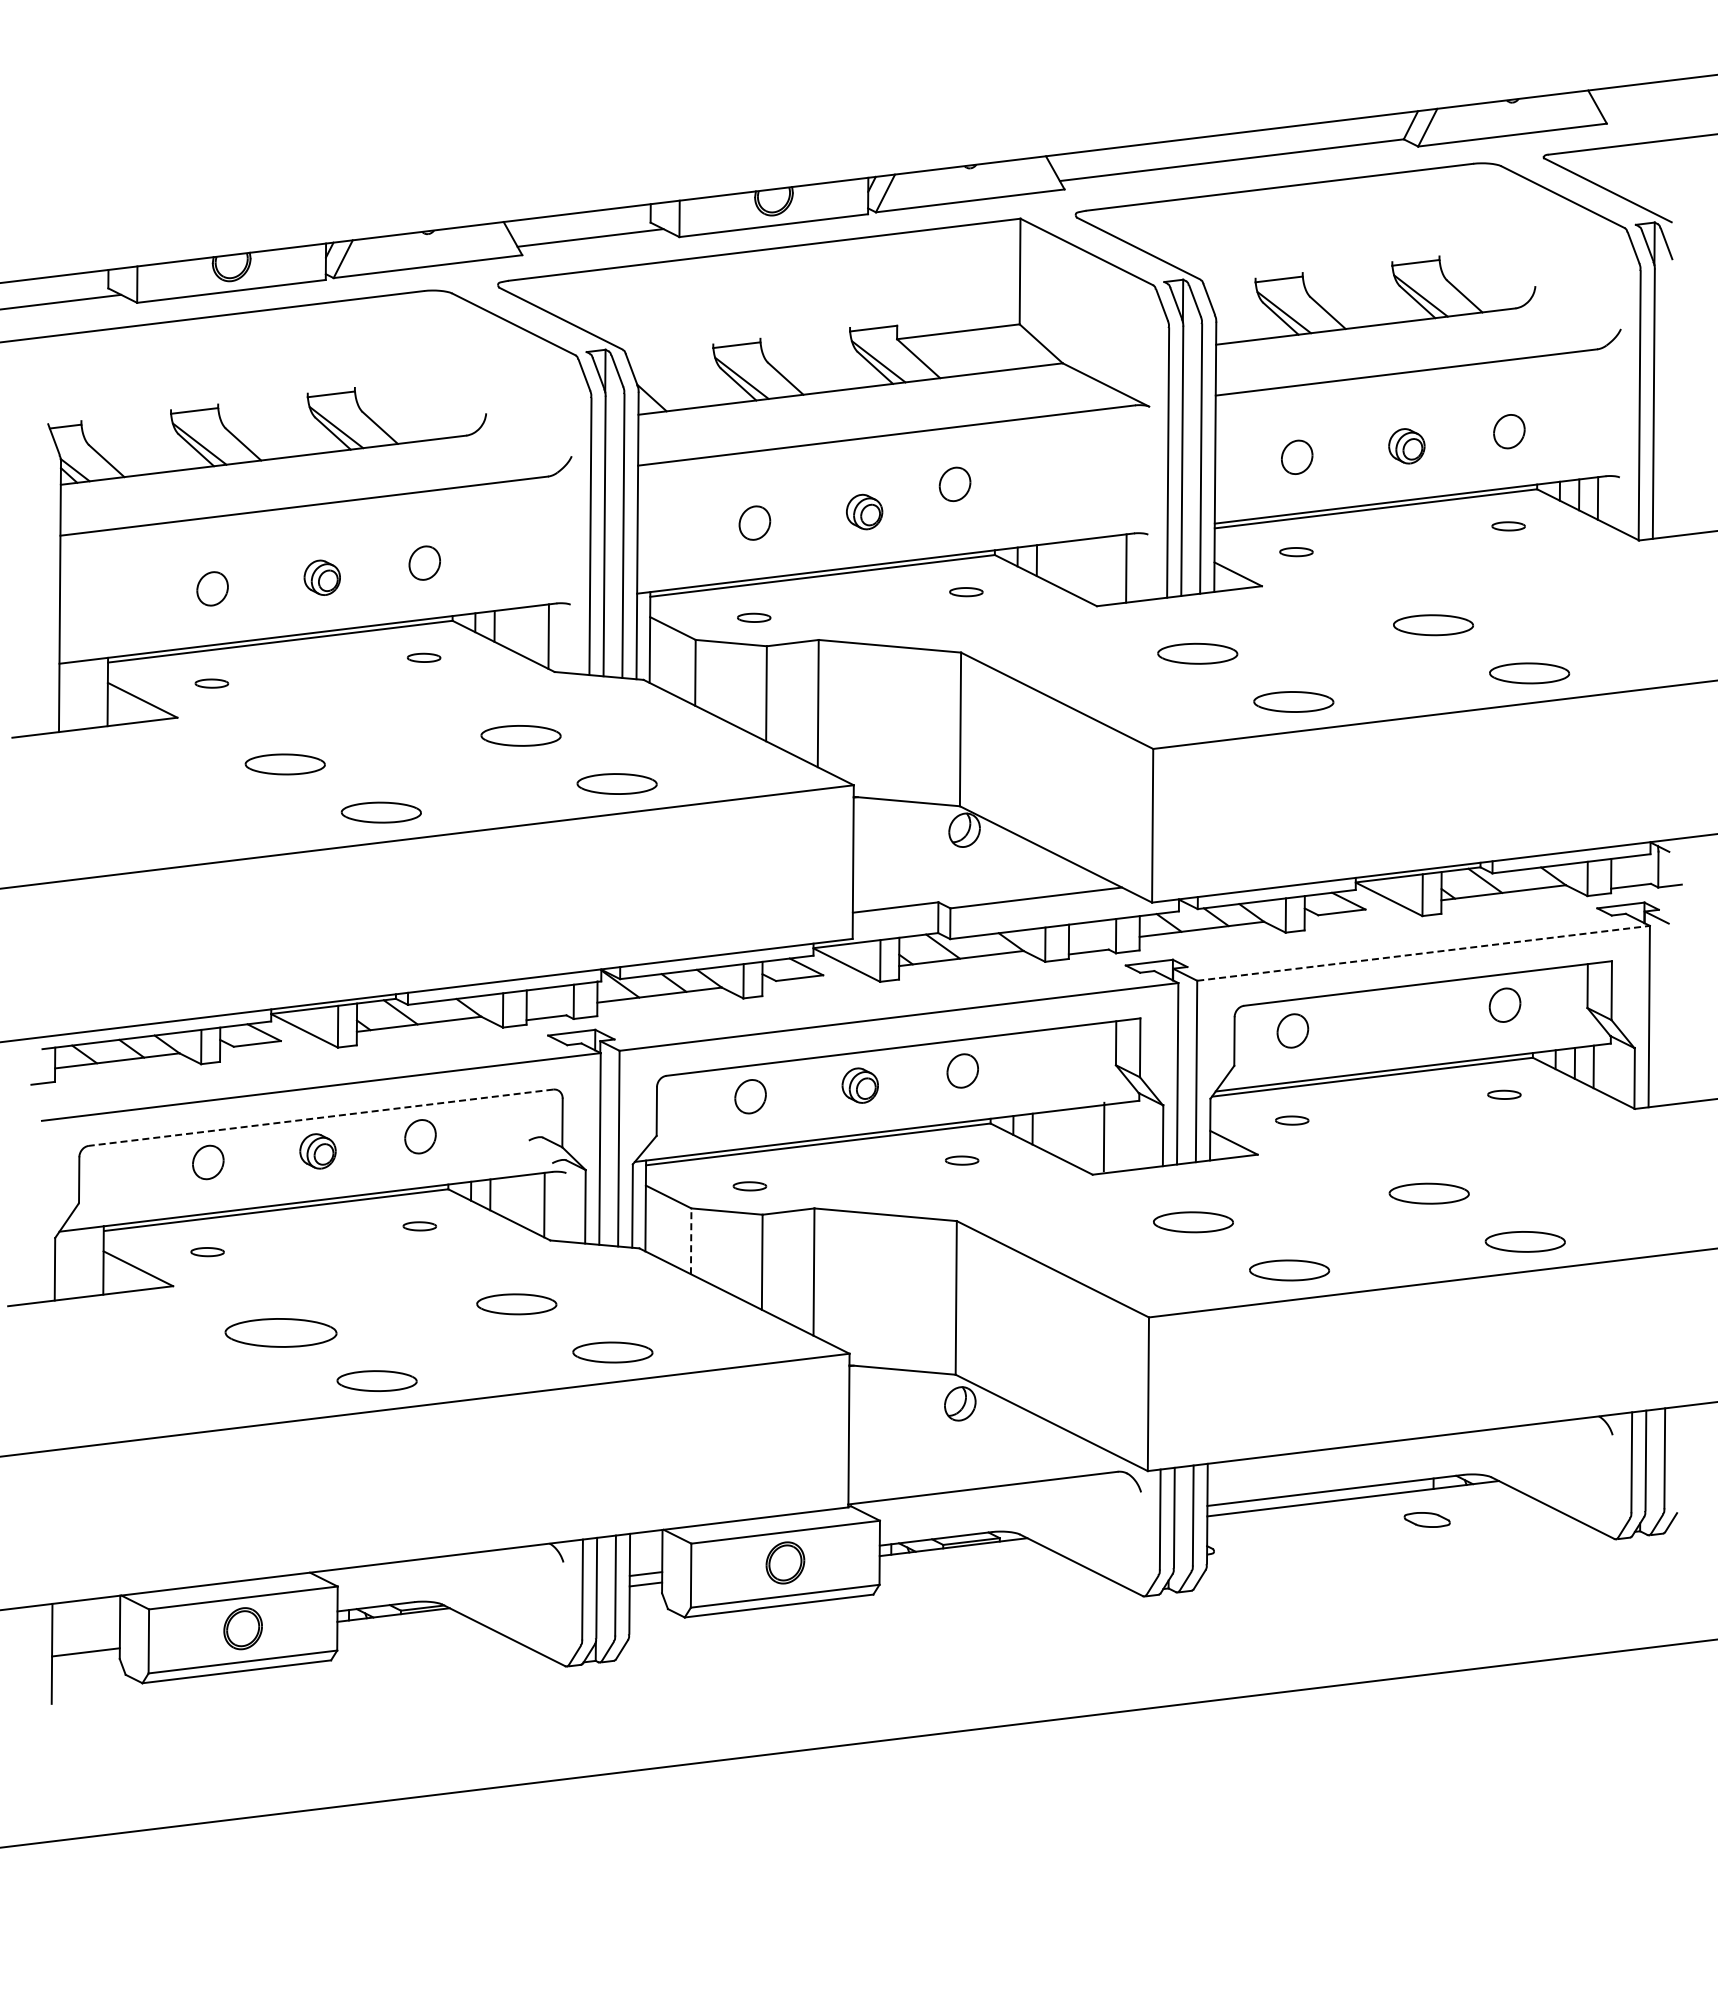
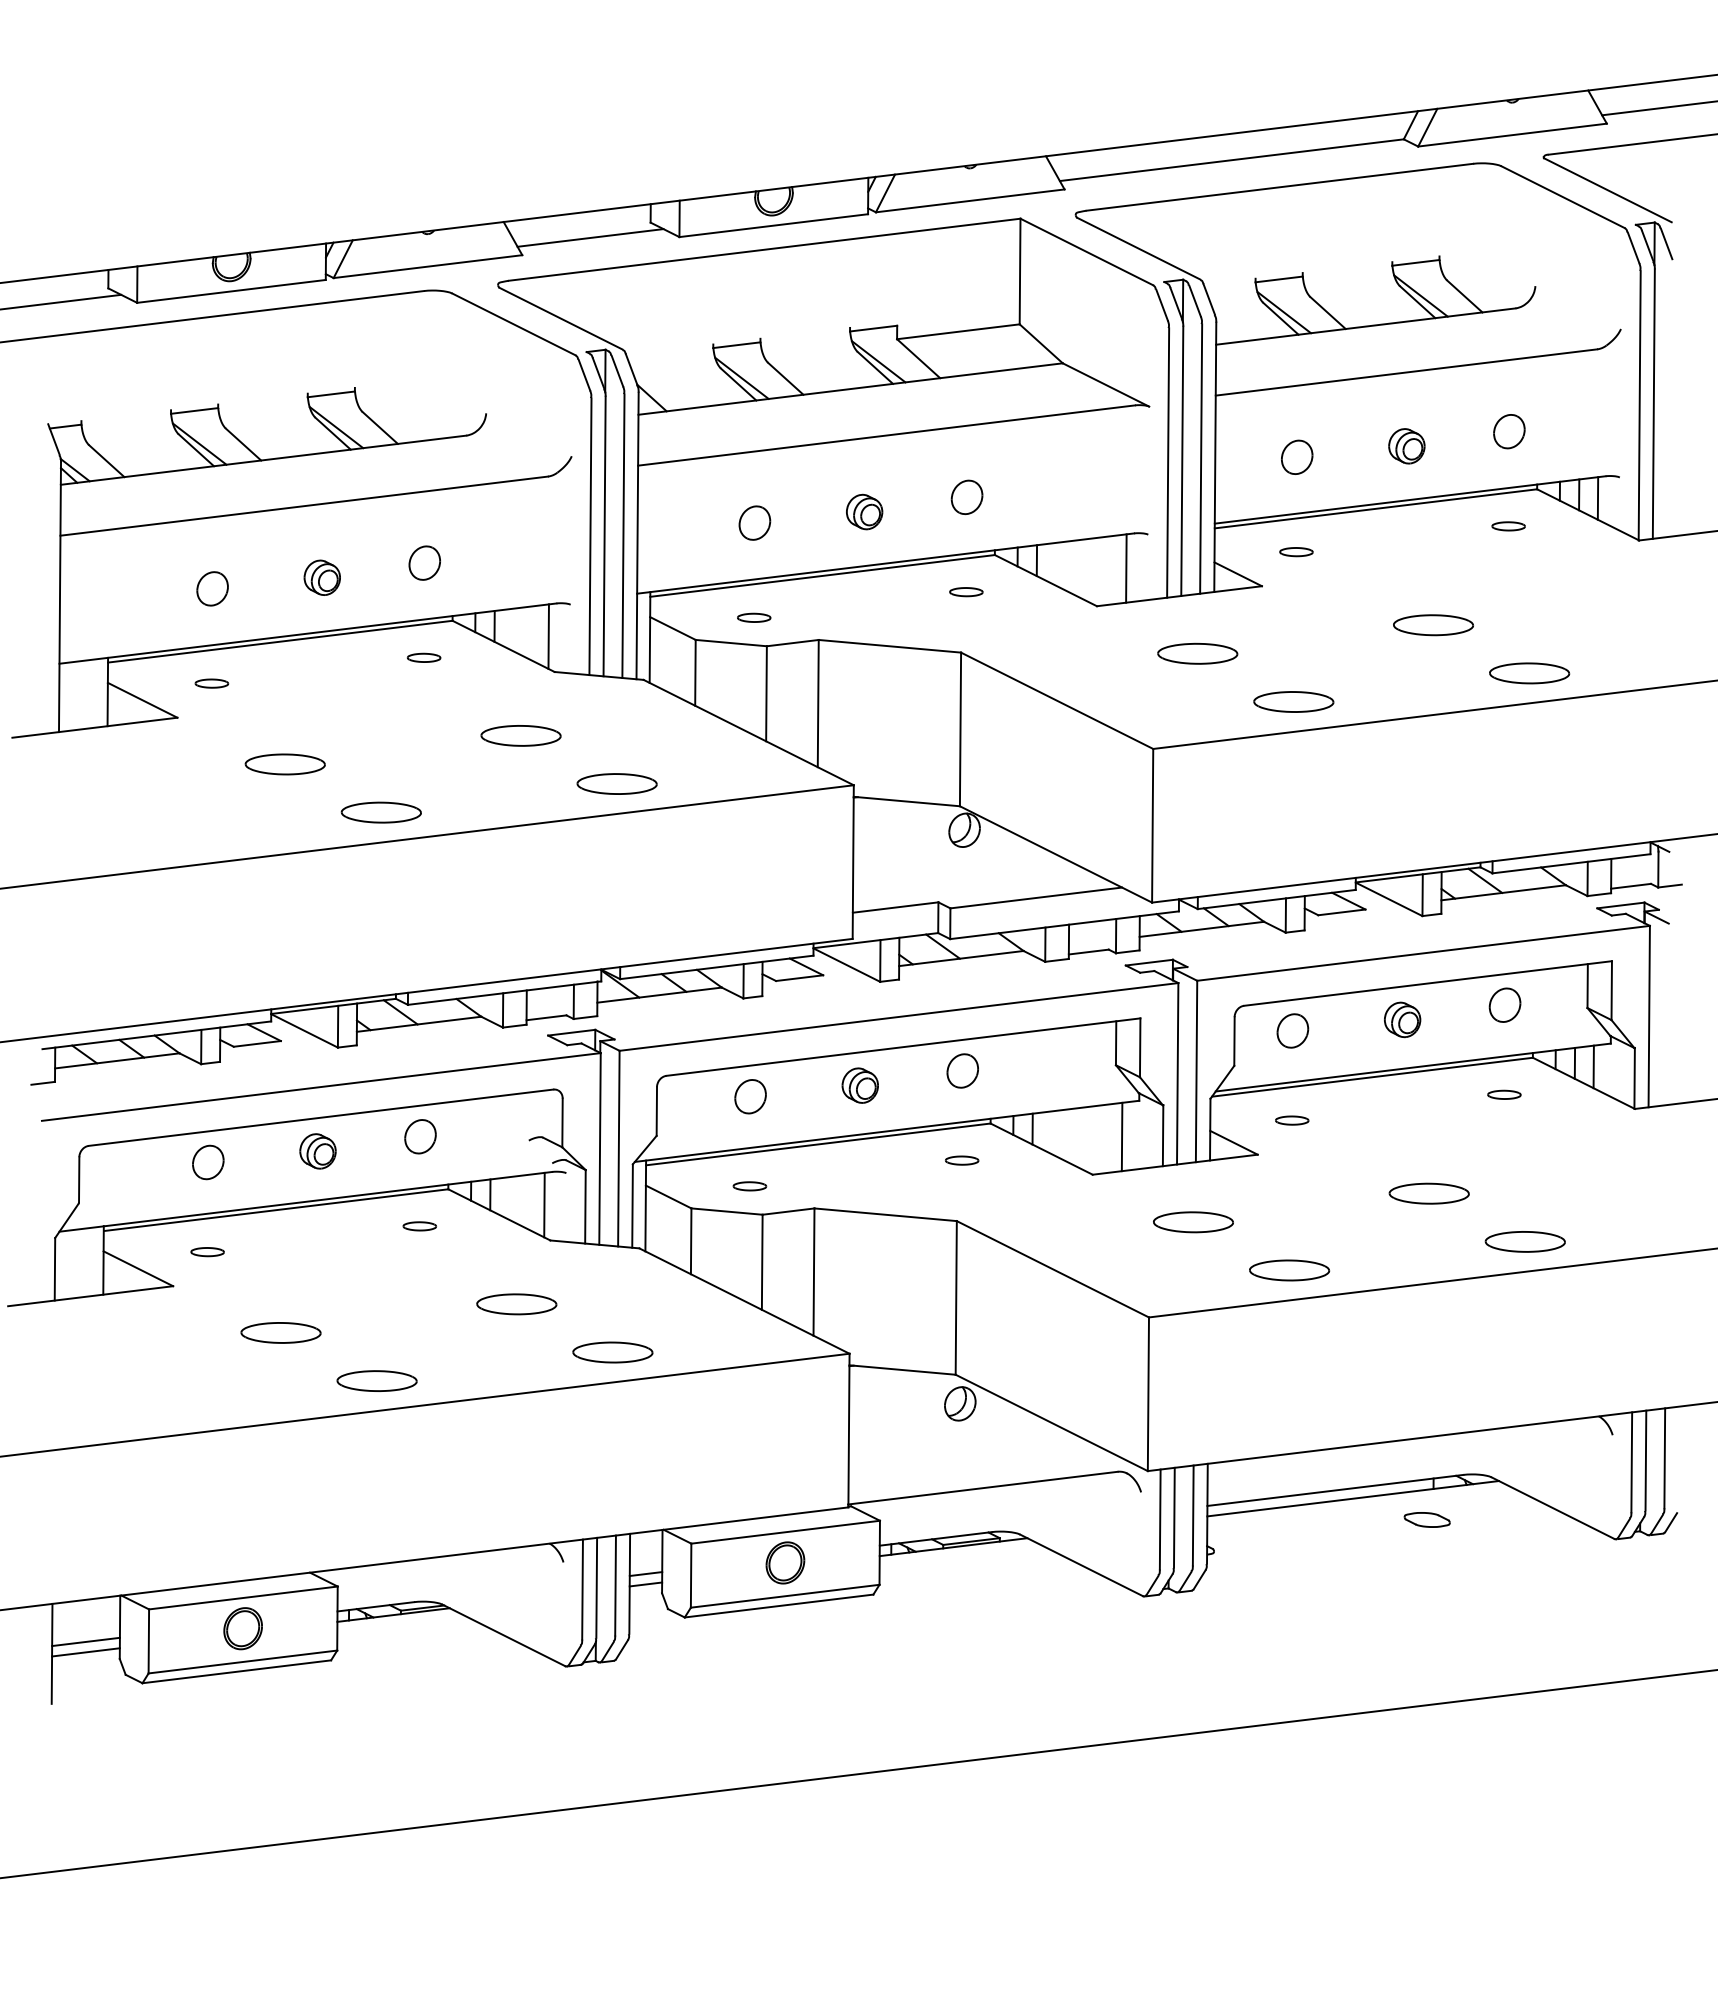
line: none -> present (1658, 108)
part position: (954, 483) -> (966, 496) (966, 496)
line: dashed -> solid (1424, 953)
part: none -> present (1402, 1019)
line: dashed -> solid (321, 1117)
line position: (1103, 1136) -> (1121, 1136) (1121, 1136)
line: dashed -> solid (691, 1241)
part size: 114x30 px -> 82x22 px (280, 1332)
line: none -> present (85, 1641)
line position: (858, 1743) -> (858, 1773) (858, 1773)
